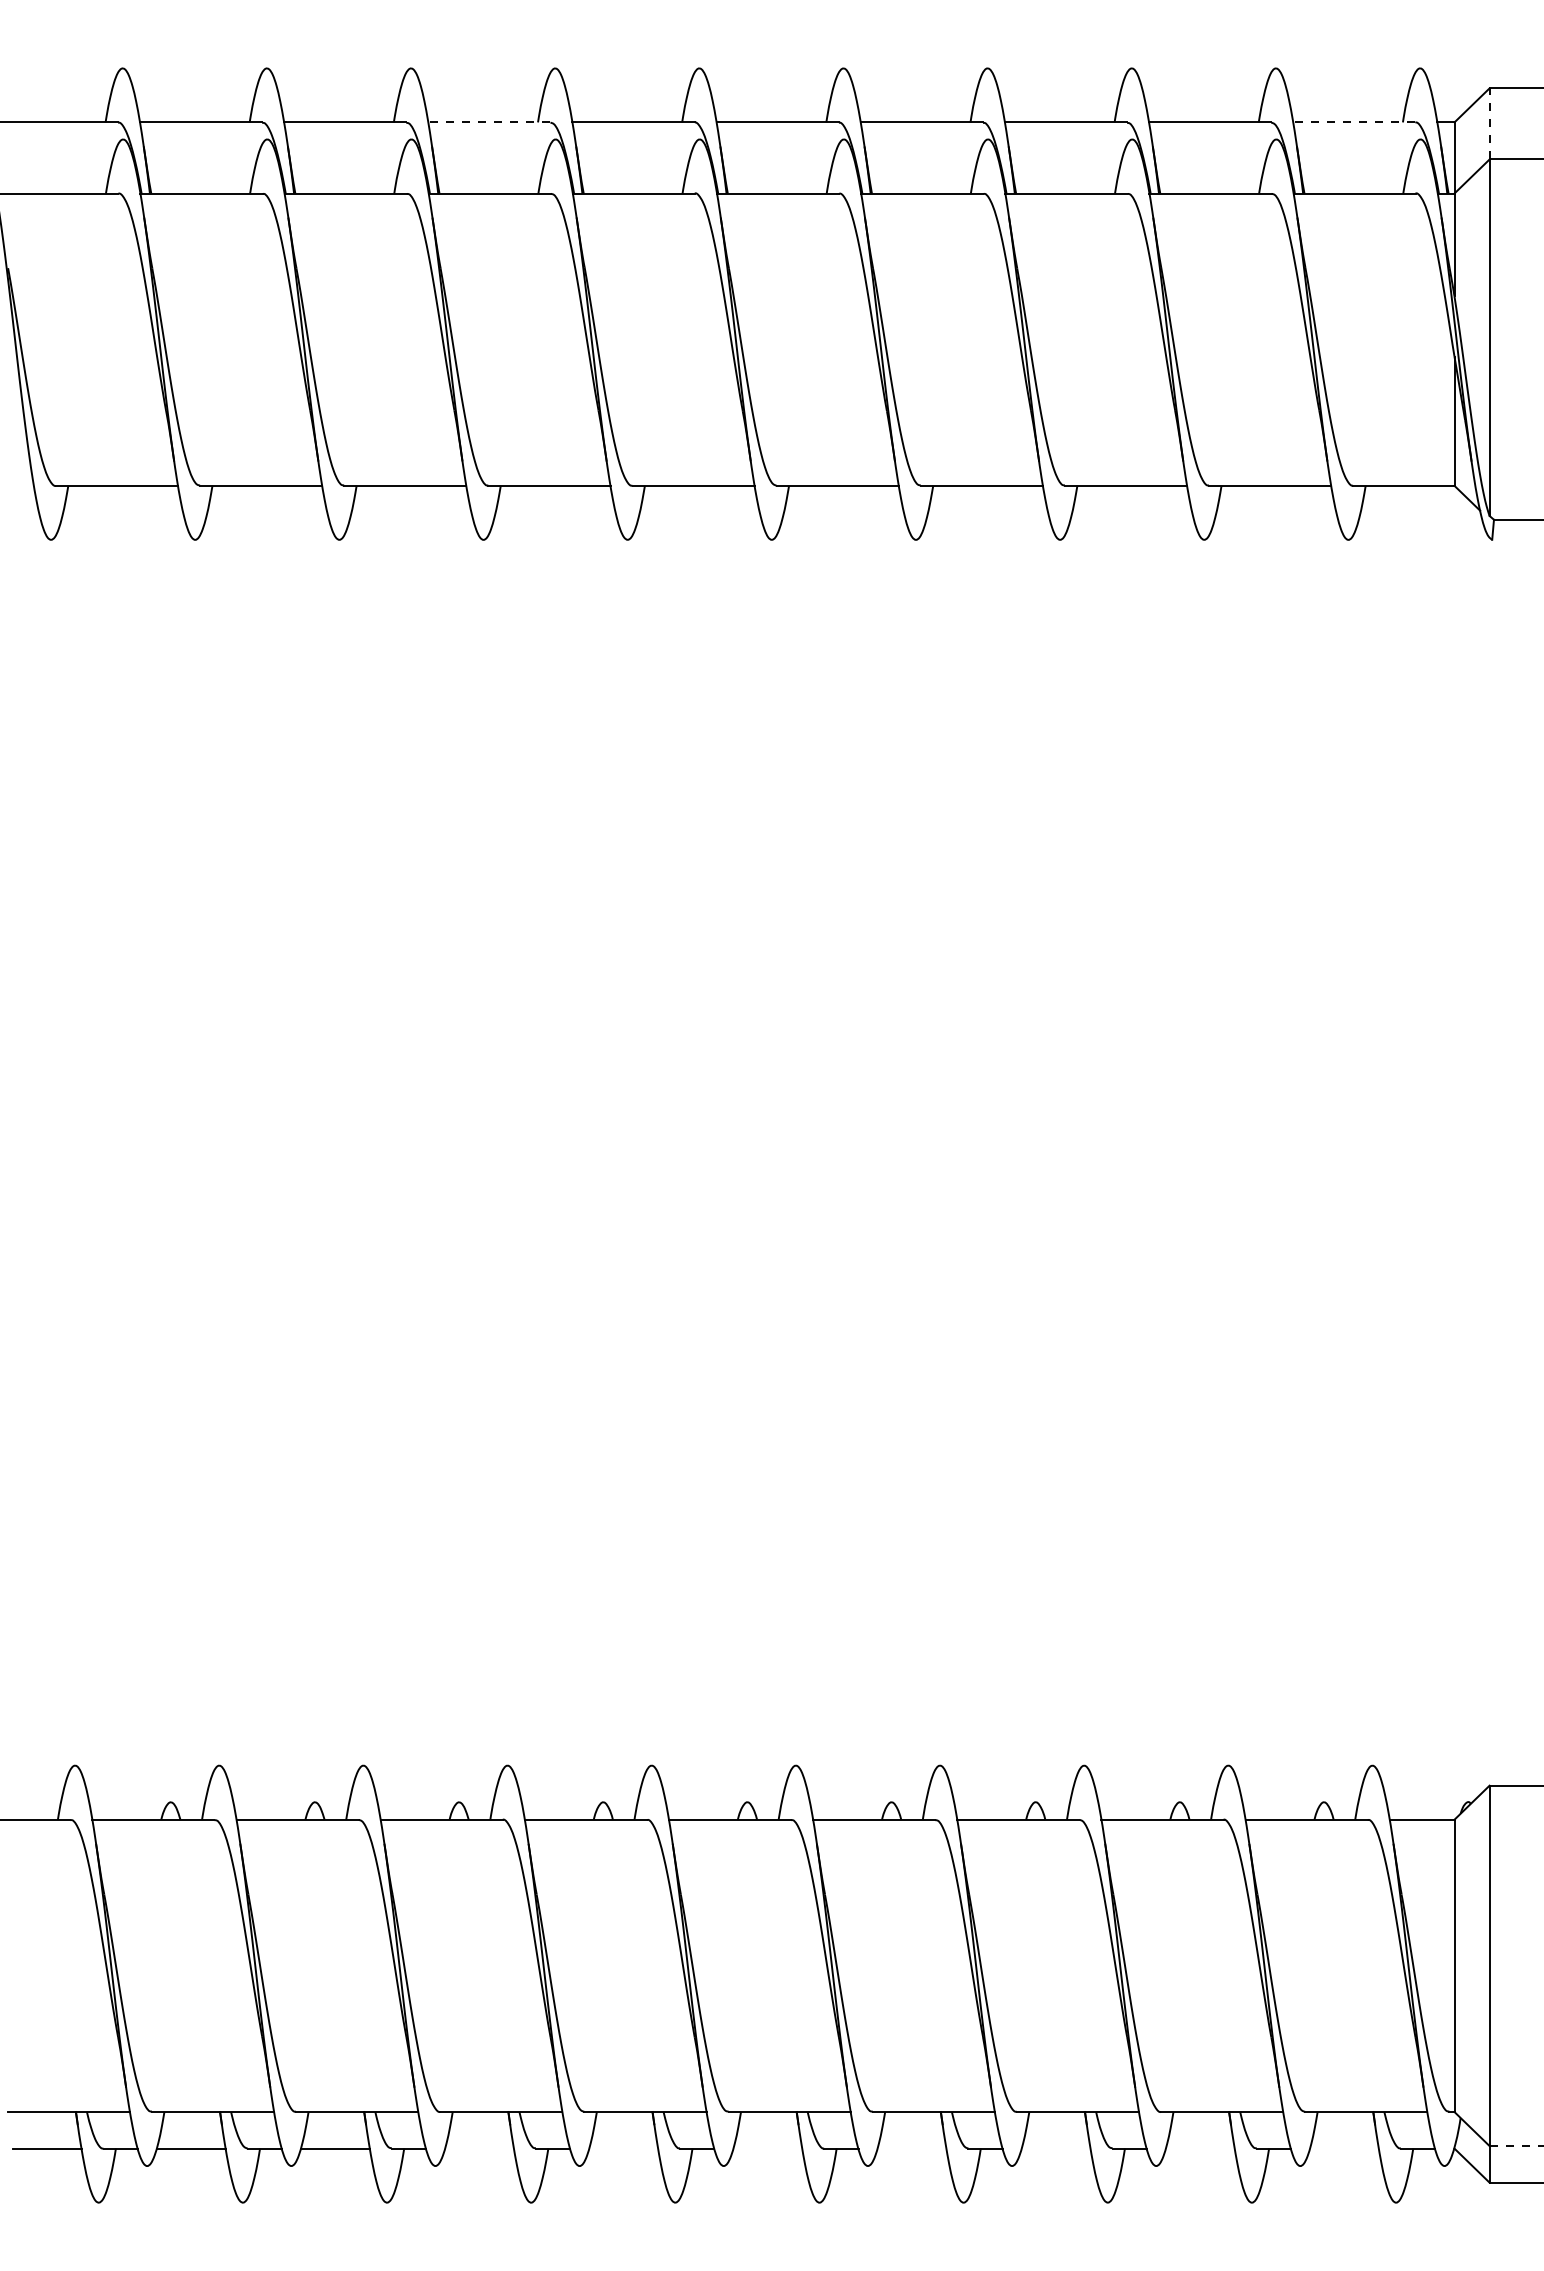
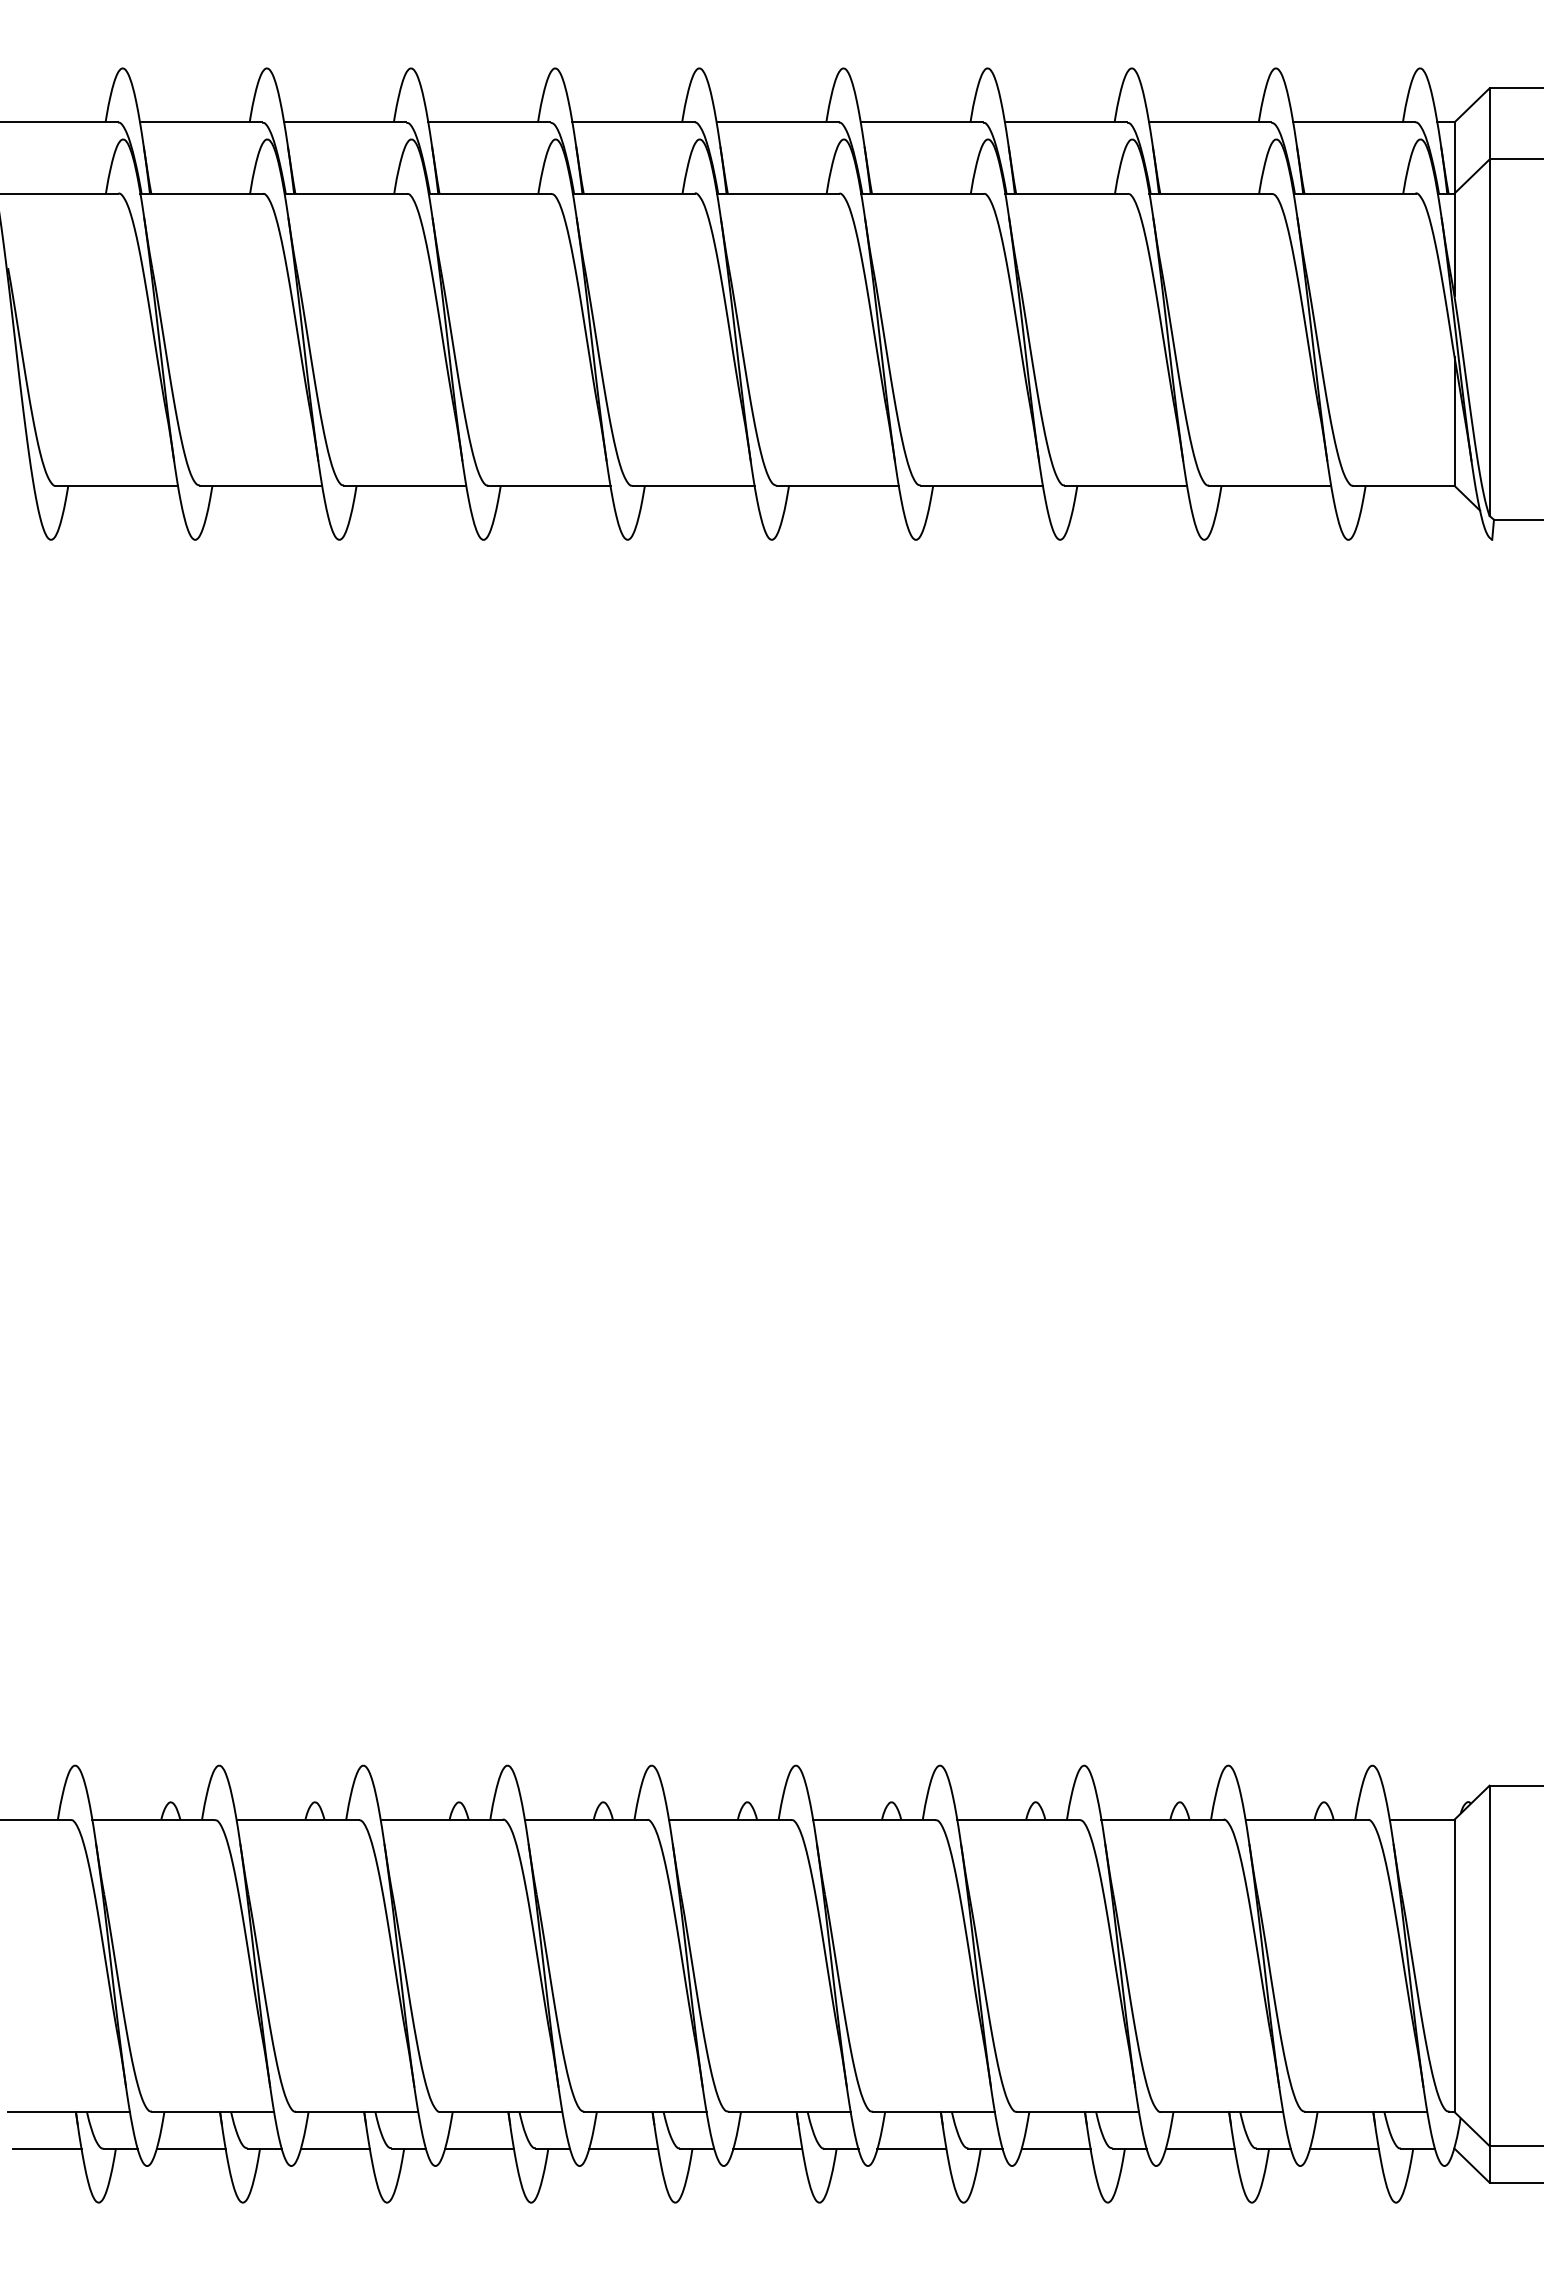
line: dashed -> solid (488, 122)
line: dashed -> solid (1353, 122)
line: dashed -> solid (1489, 123)
line: dashed -> solid (1516, 2146)
line: none -> present (479, 2148)
line: none -> present (623, 2148)
line: none -> present (767, 2148)
line: none -> present (911, 2148)
line: none -> present (1055, 2148)
line: none -> present (1199, 2148)
line: none -> present (1343, 2148)
